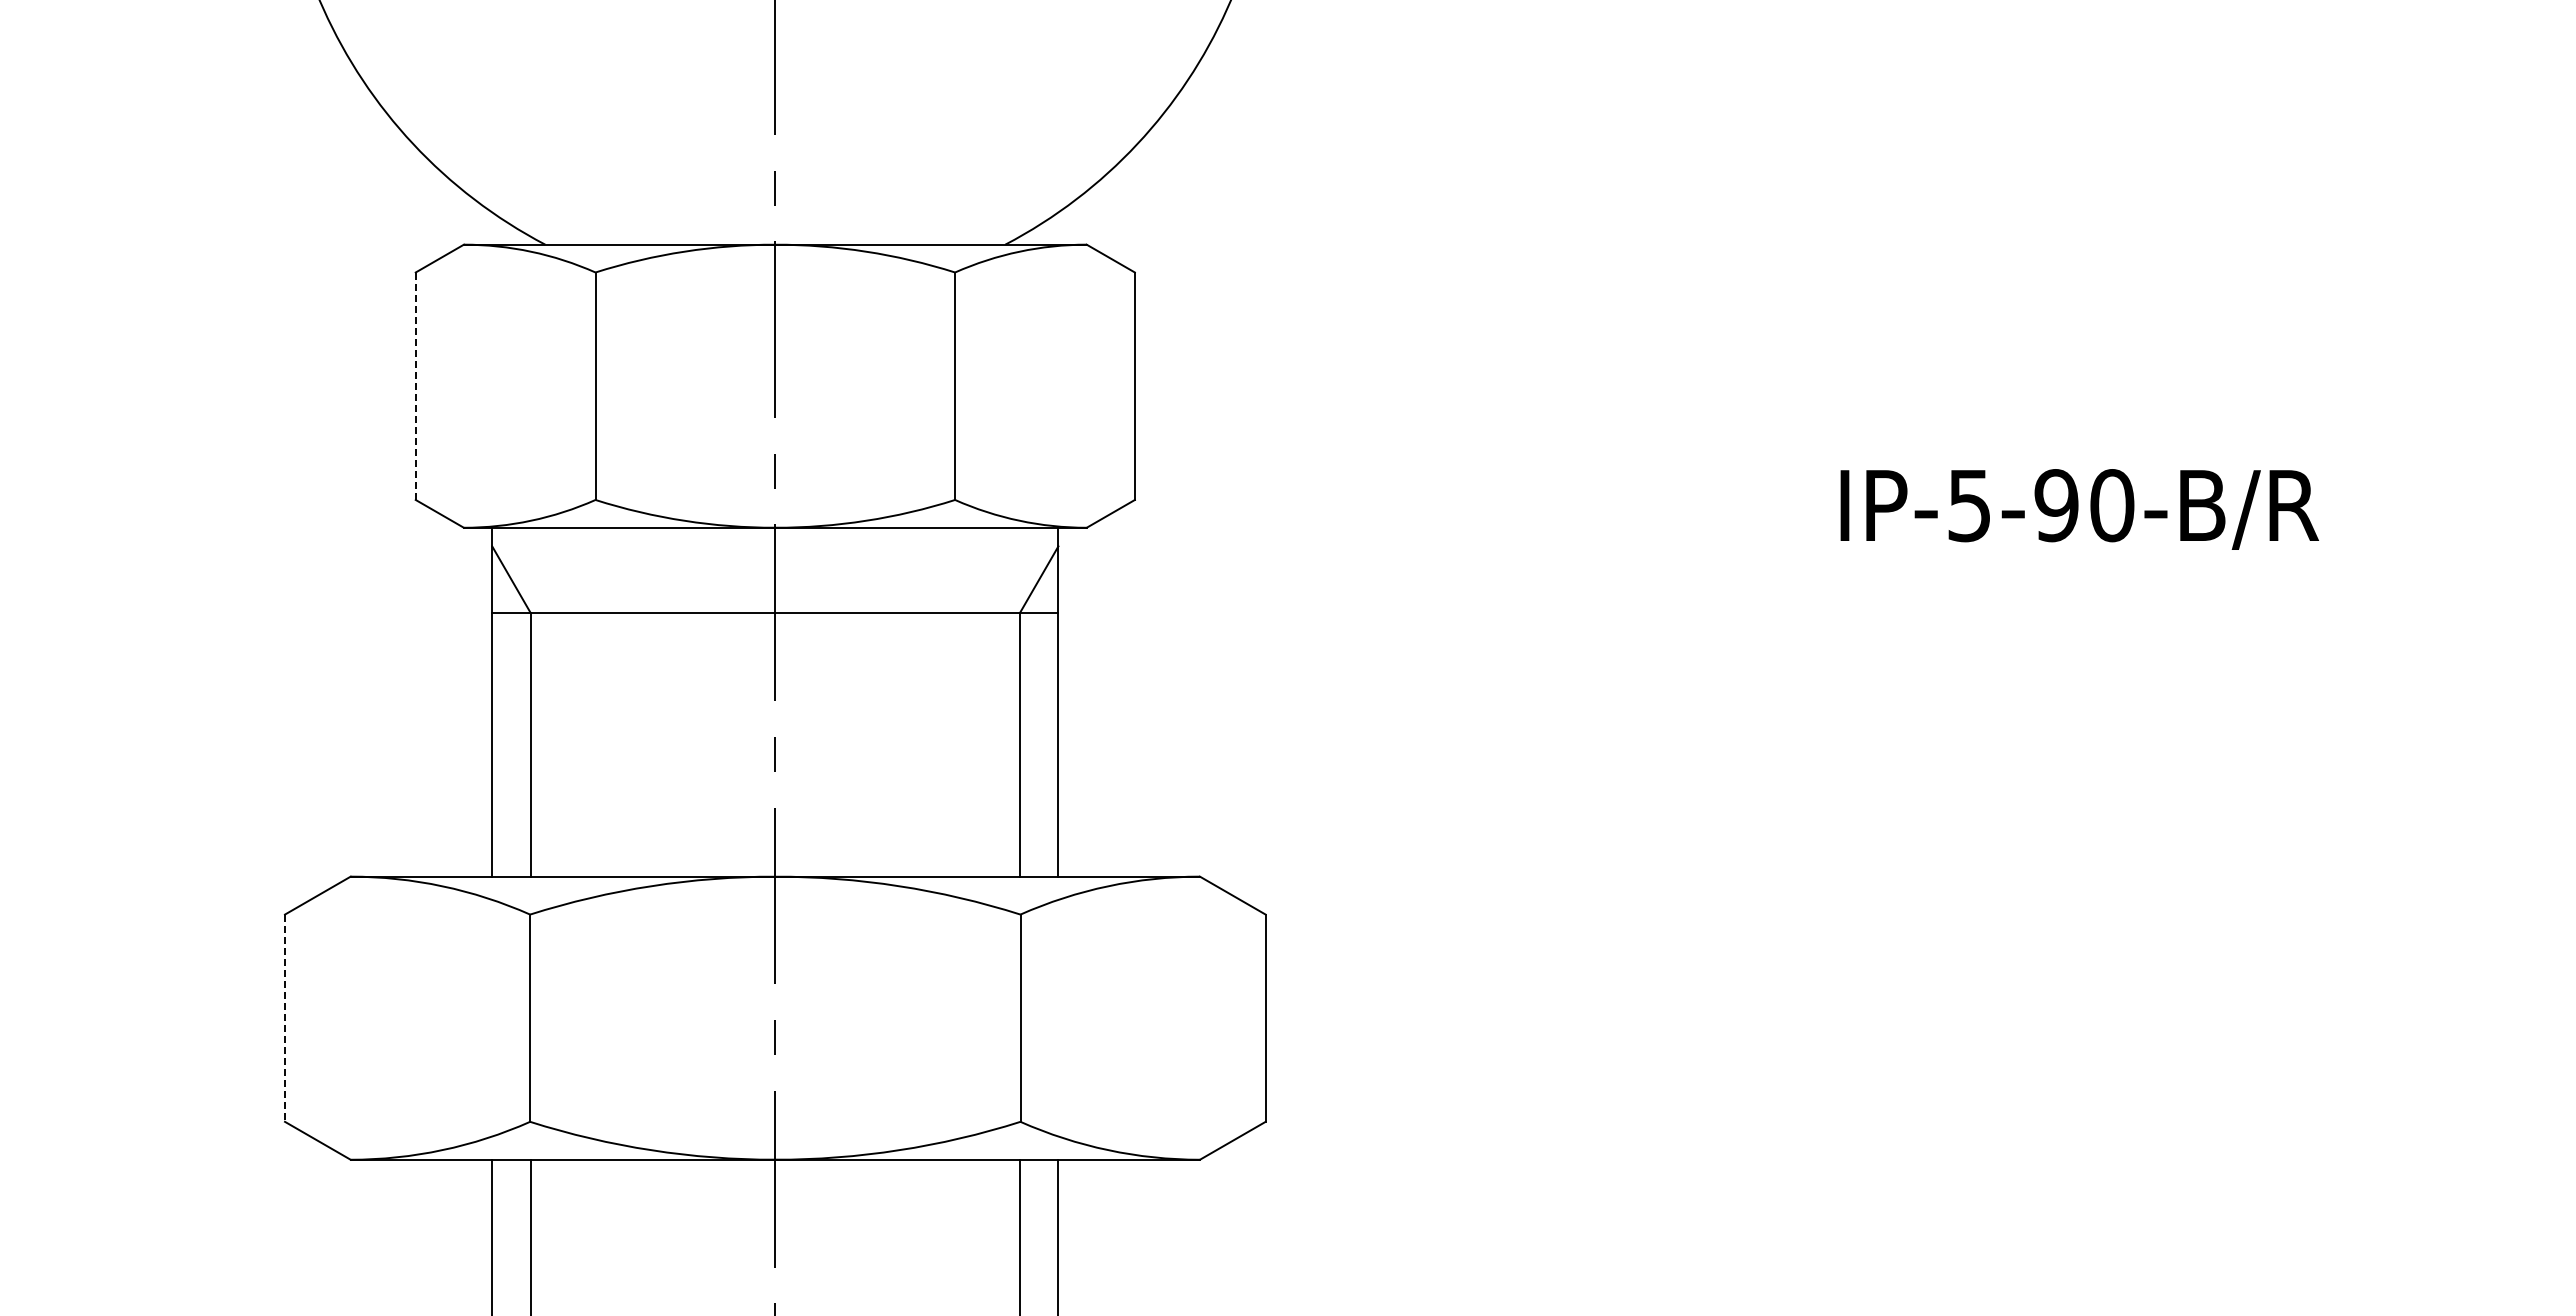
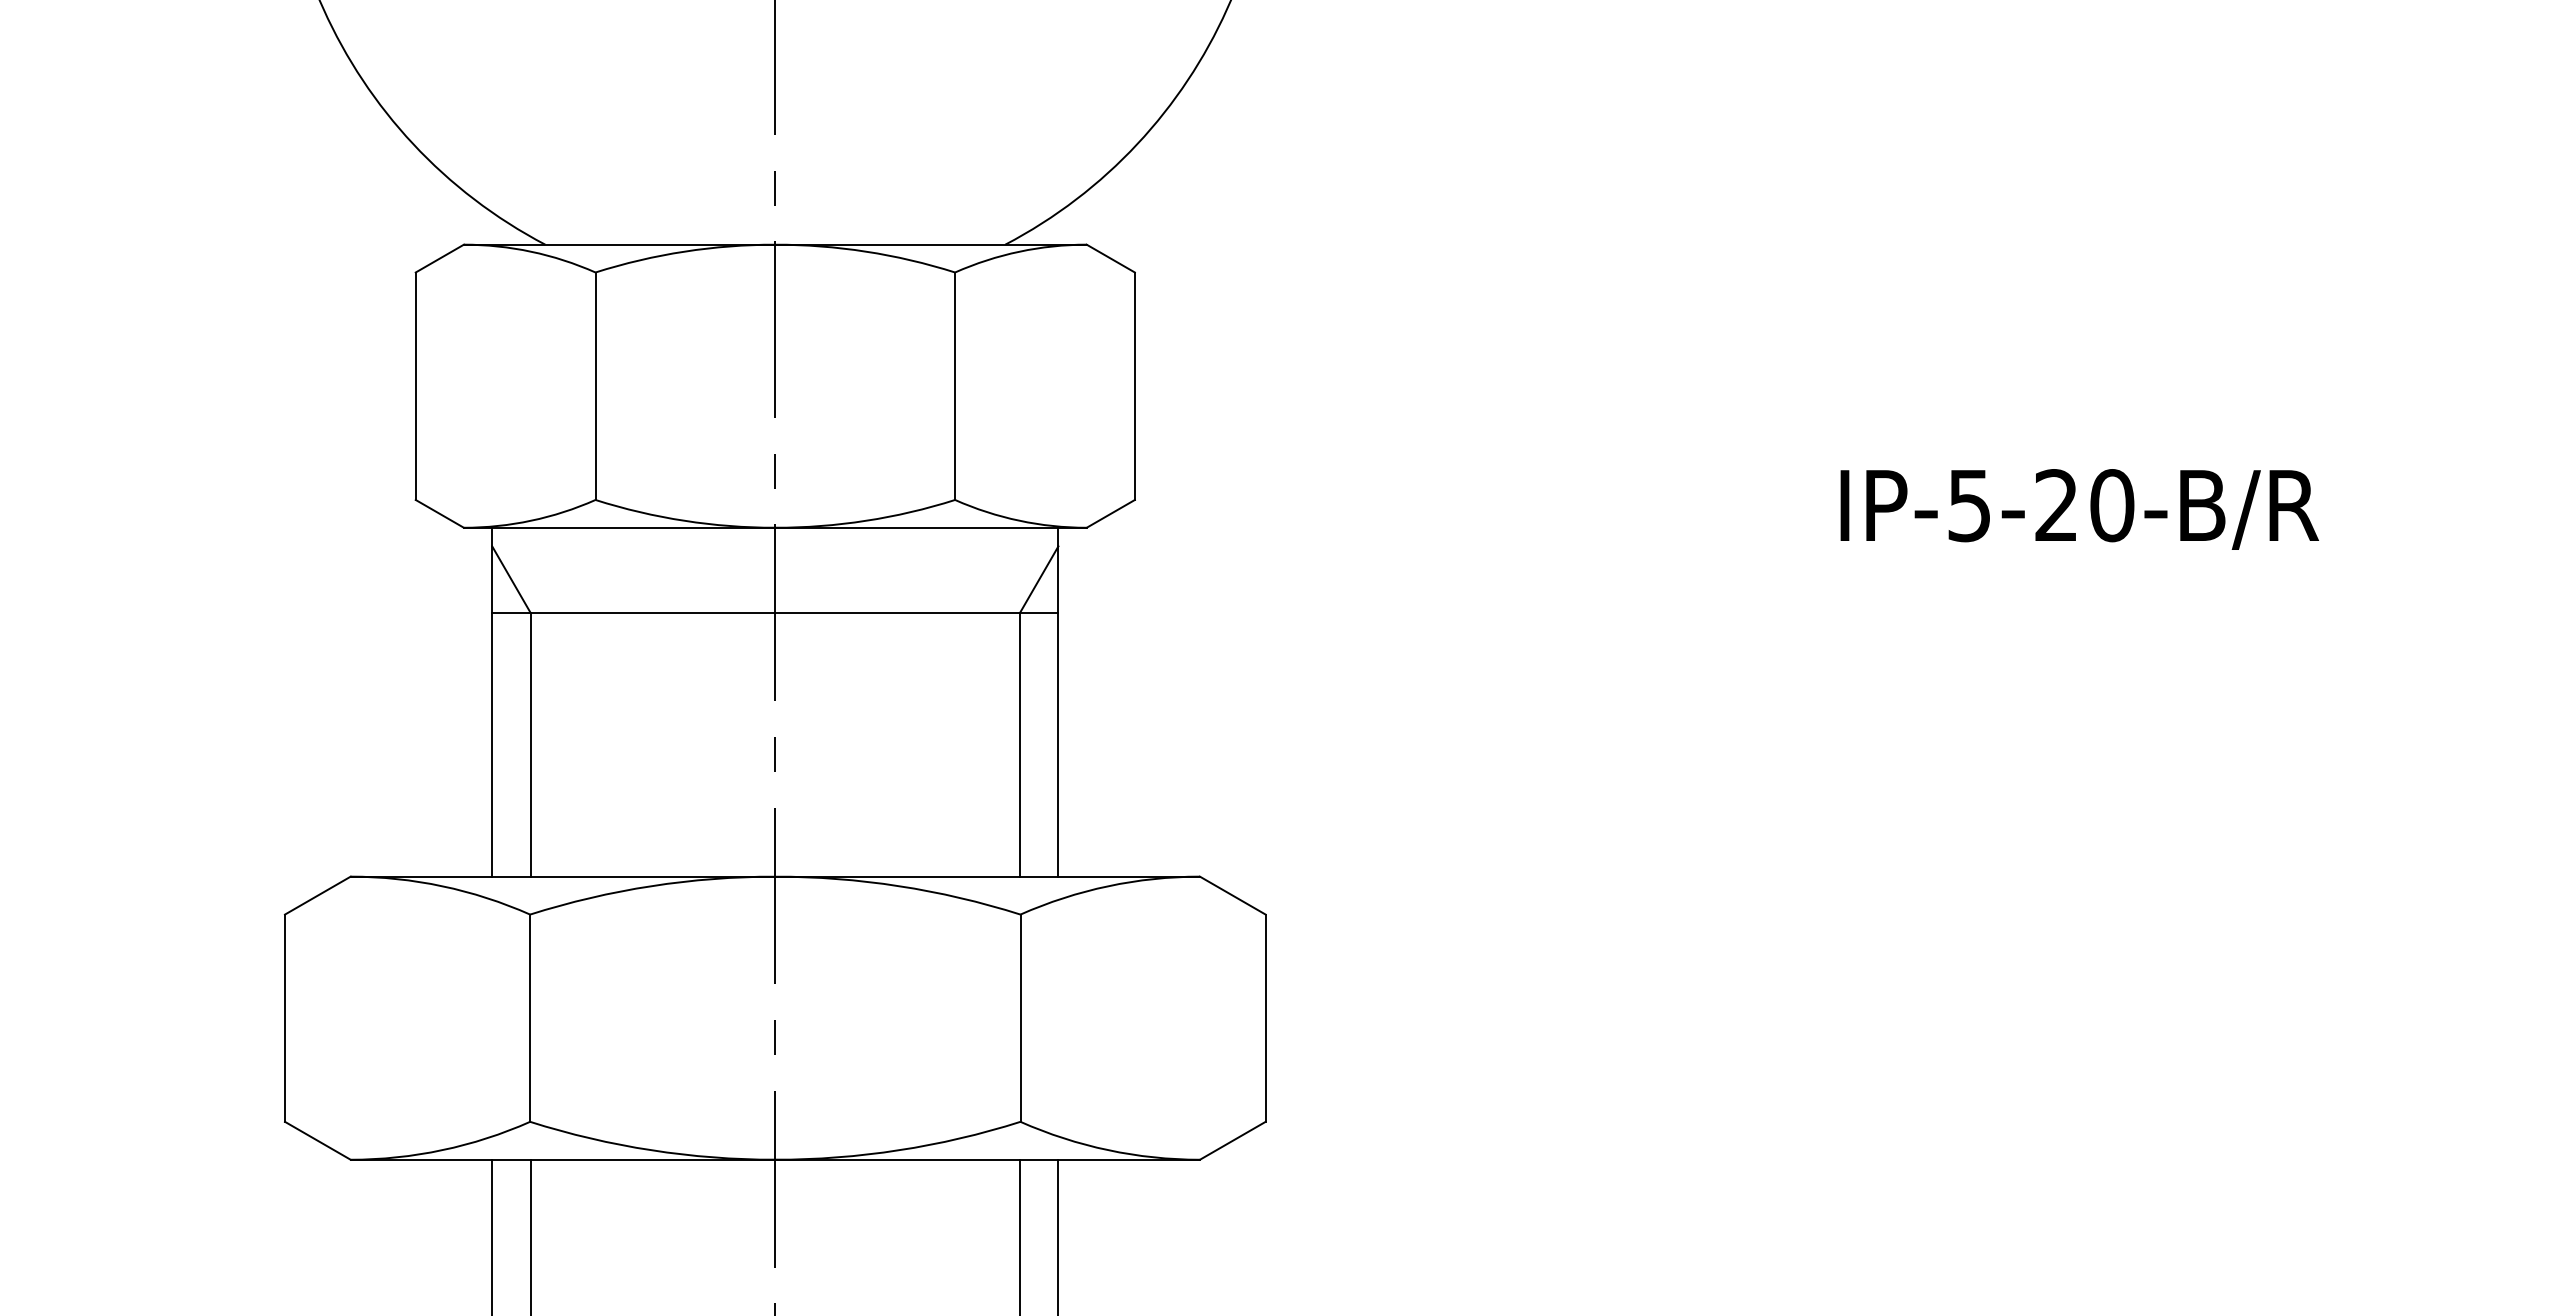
line: dashed -> solid (415, 386)
text: IP-5-90-B/R -> IP-5-20-B/R (2056, 505)
line: dashed -> solid (284, 1018)
